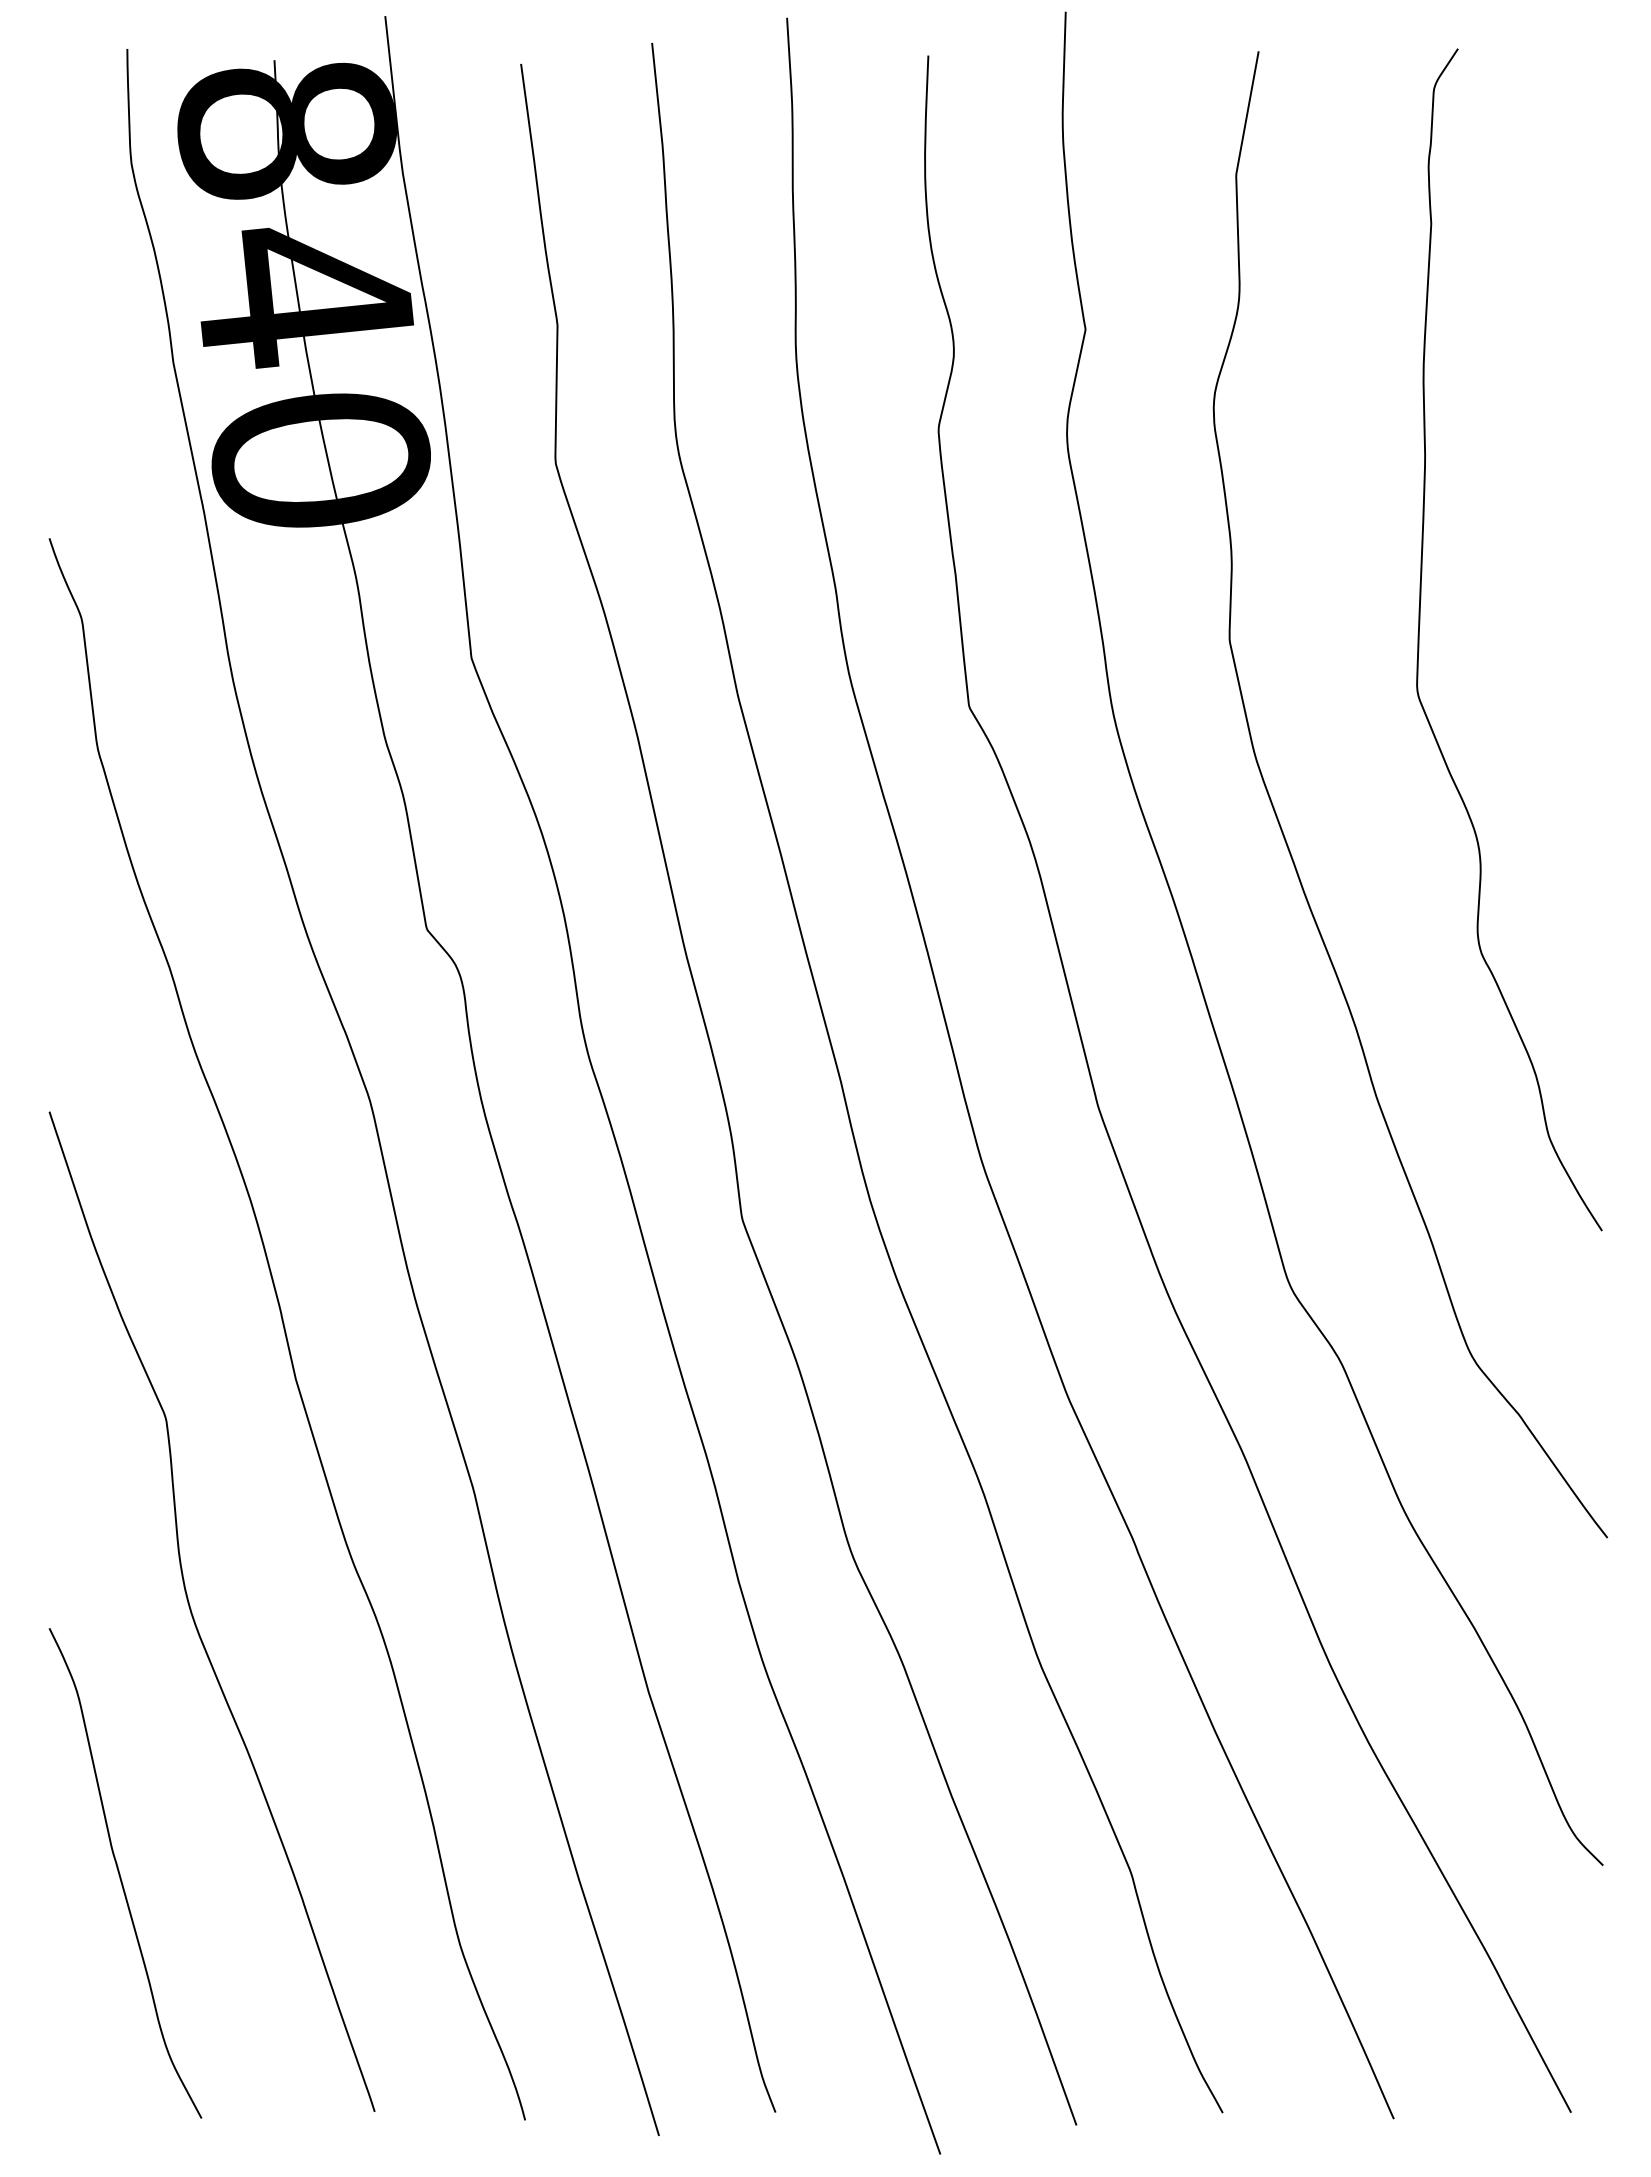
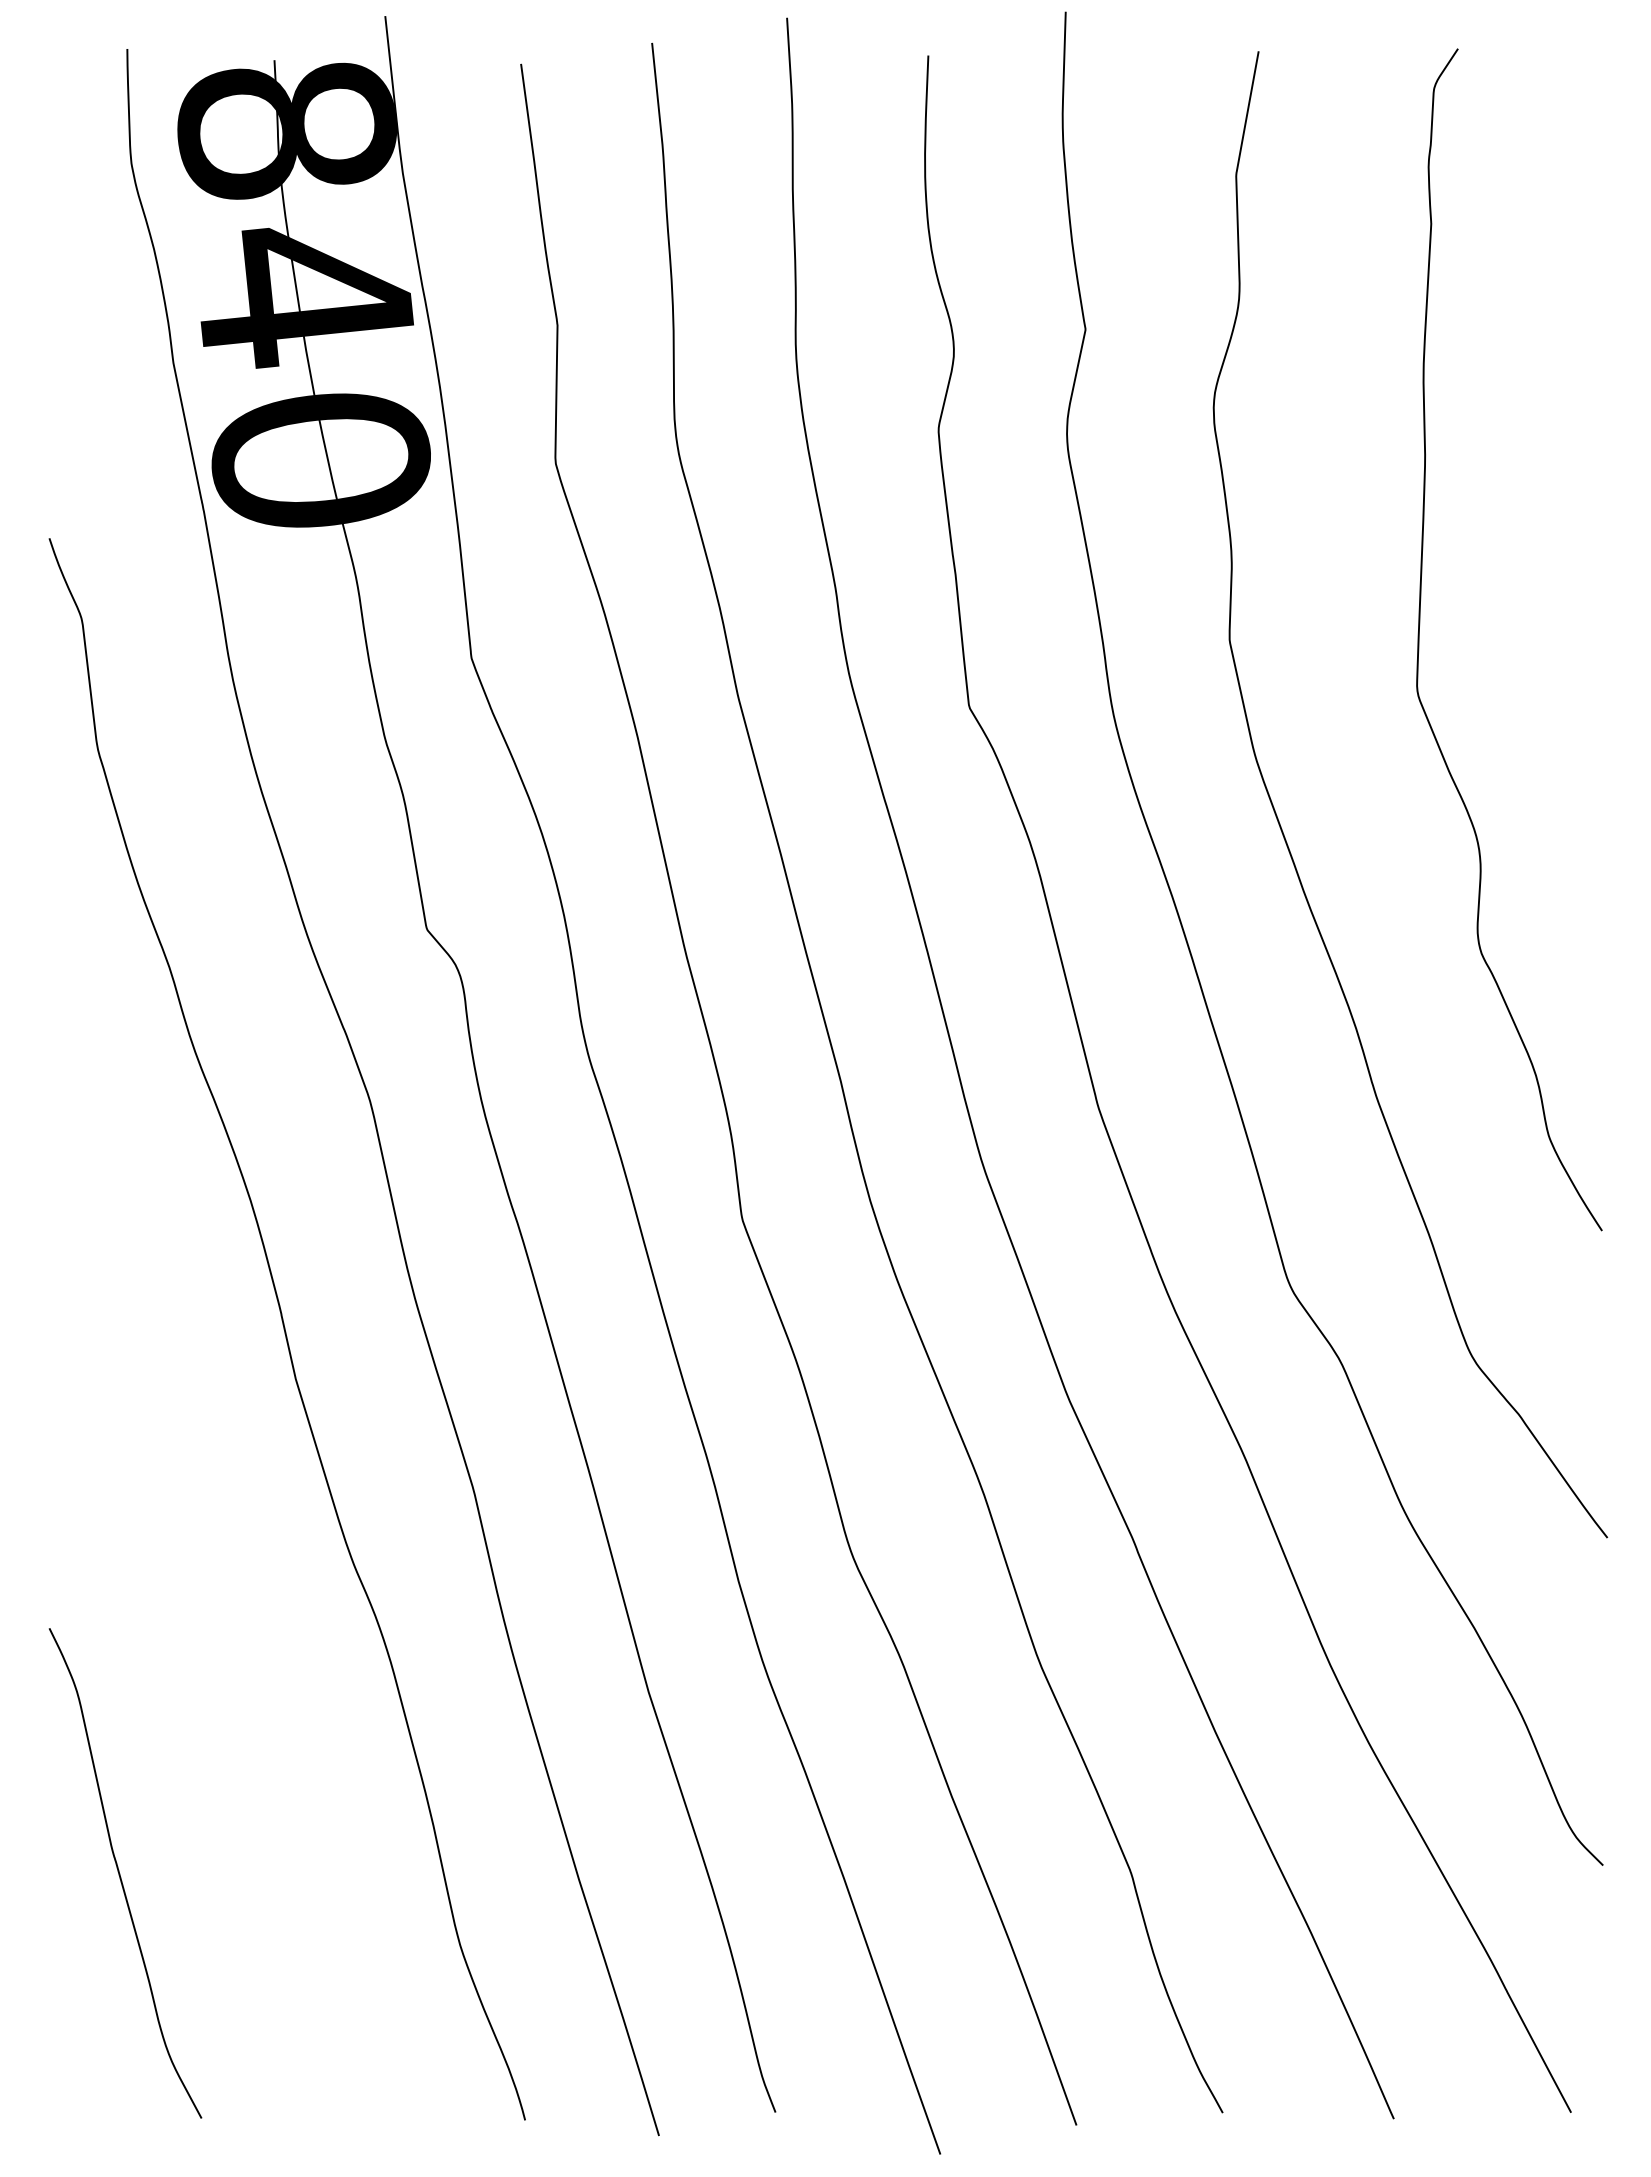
curve: present -> none (194, 1618)
